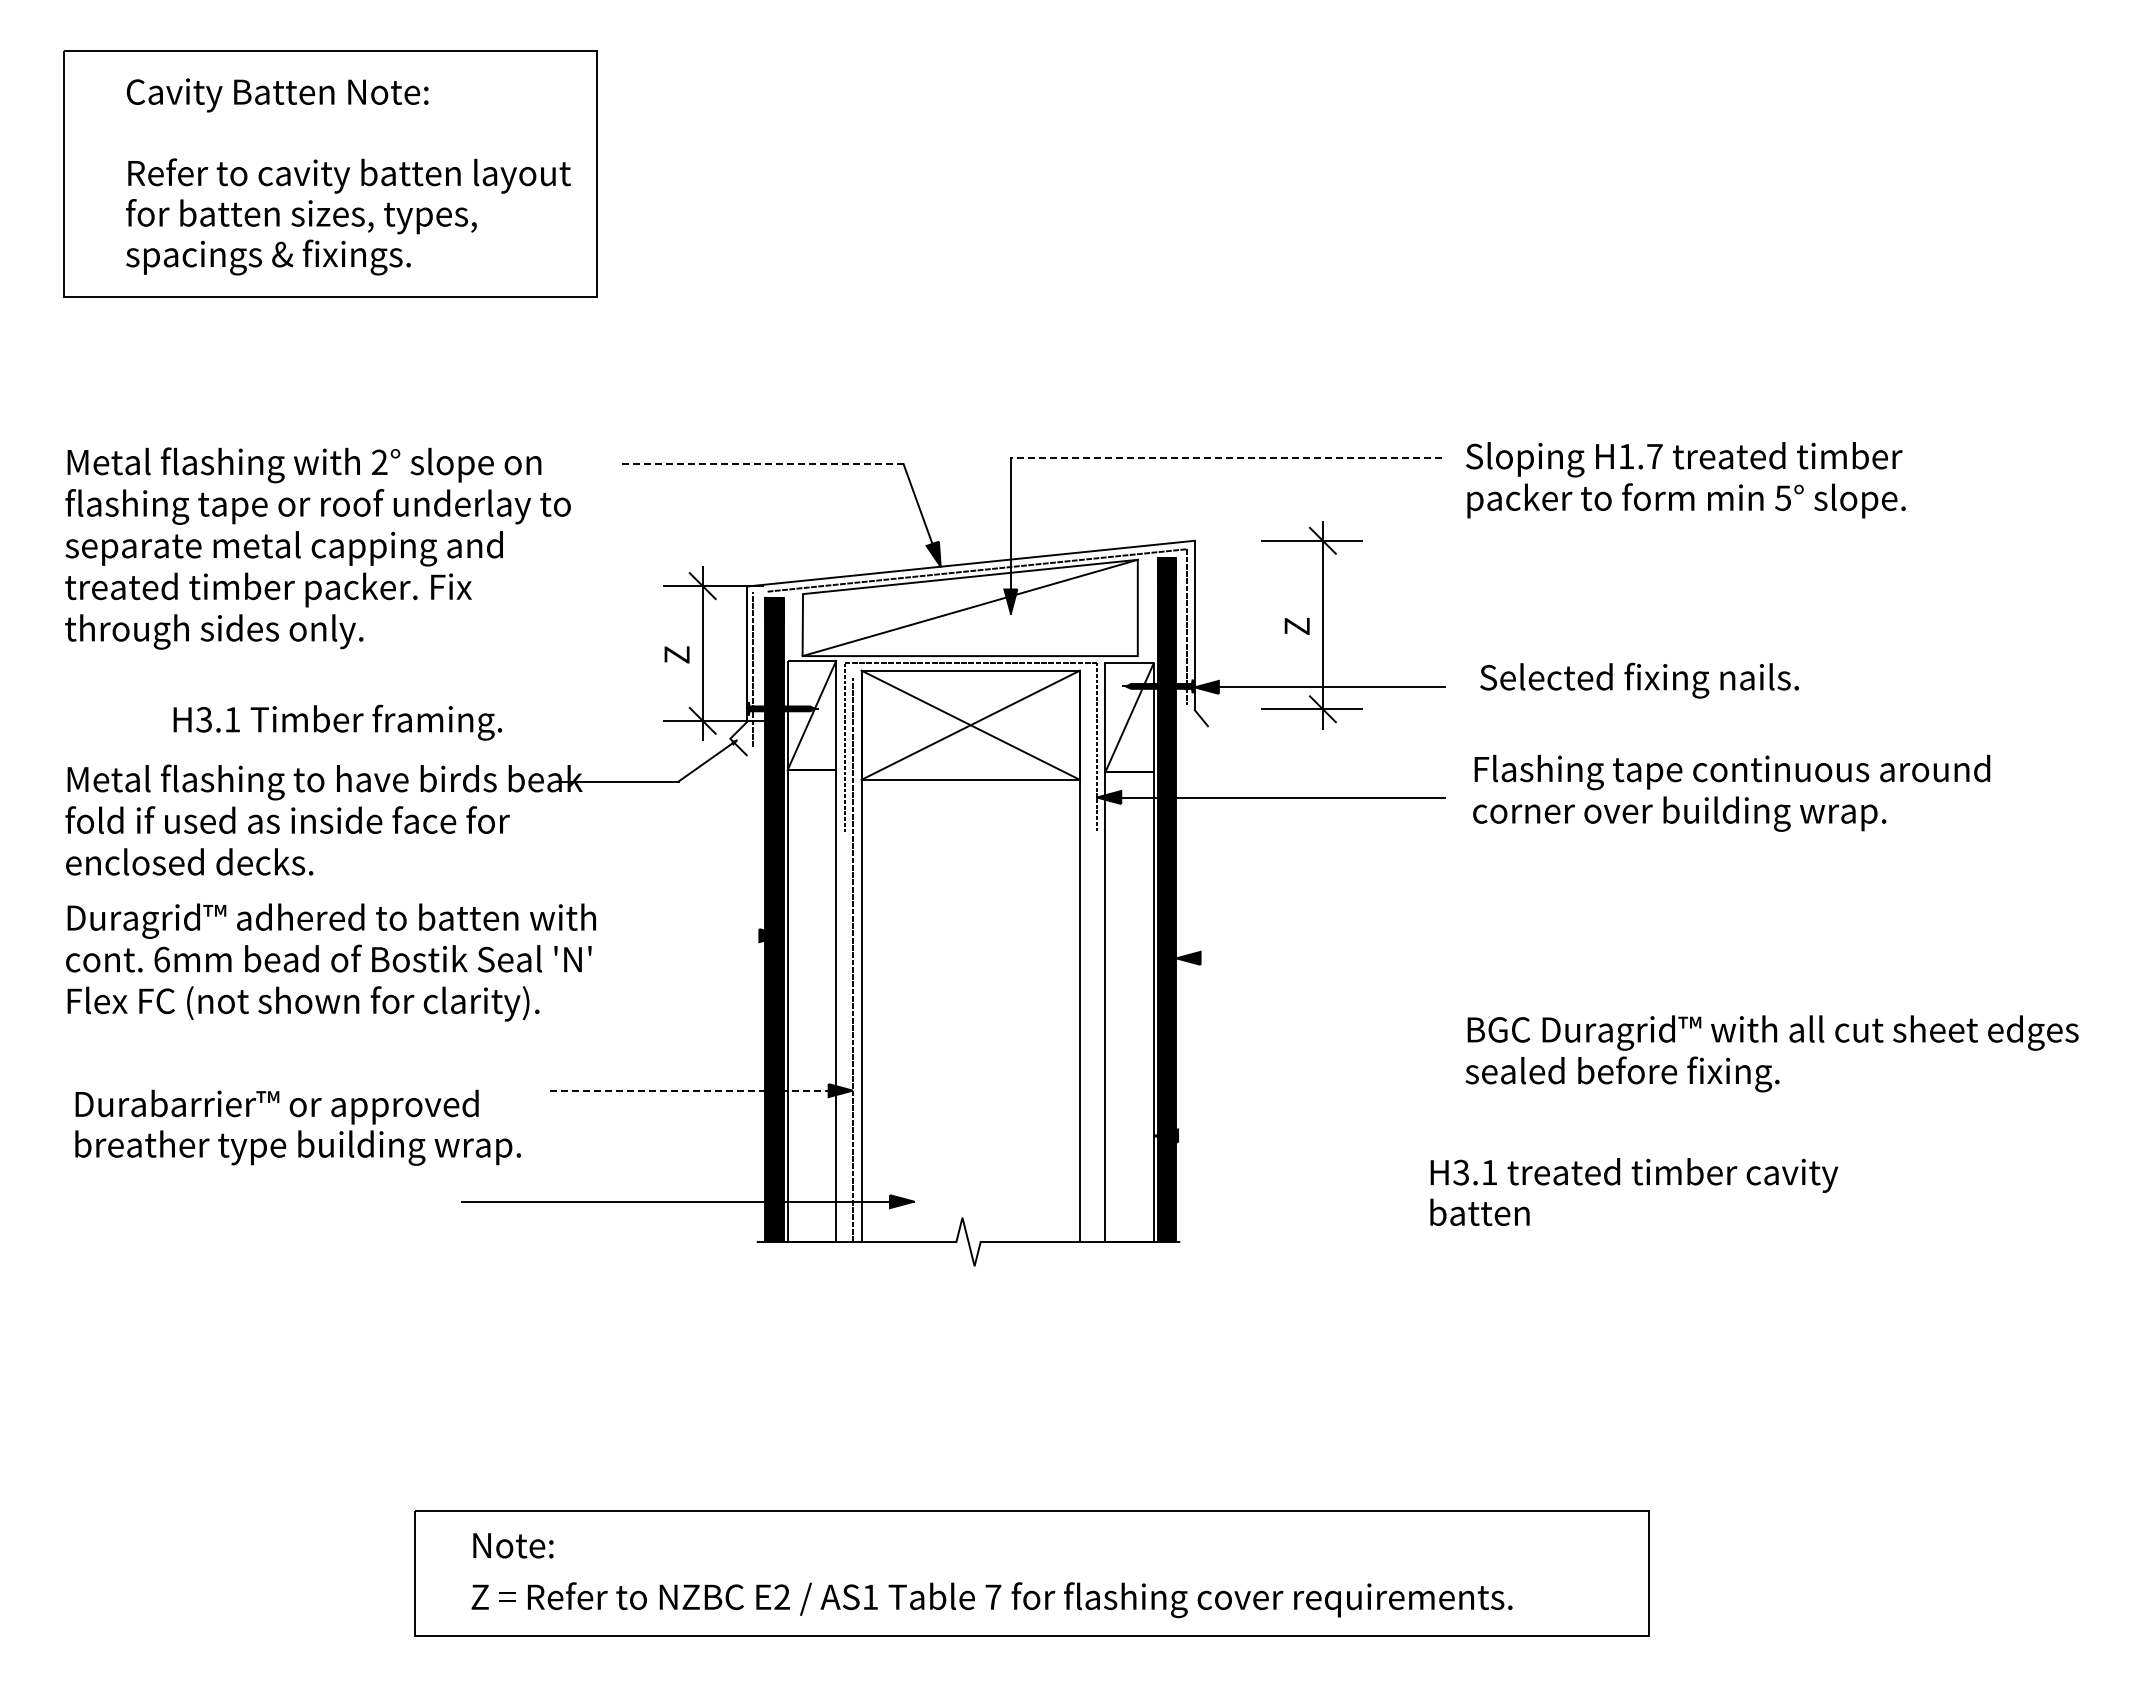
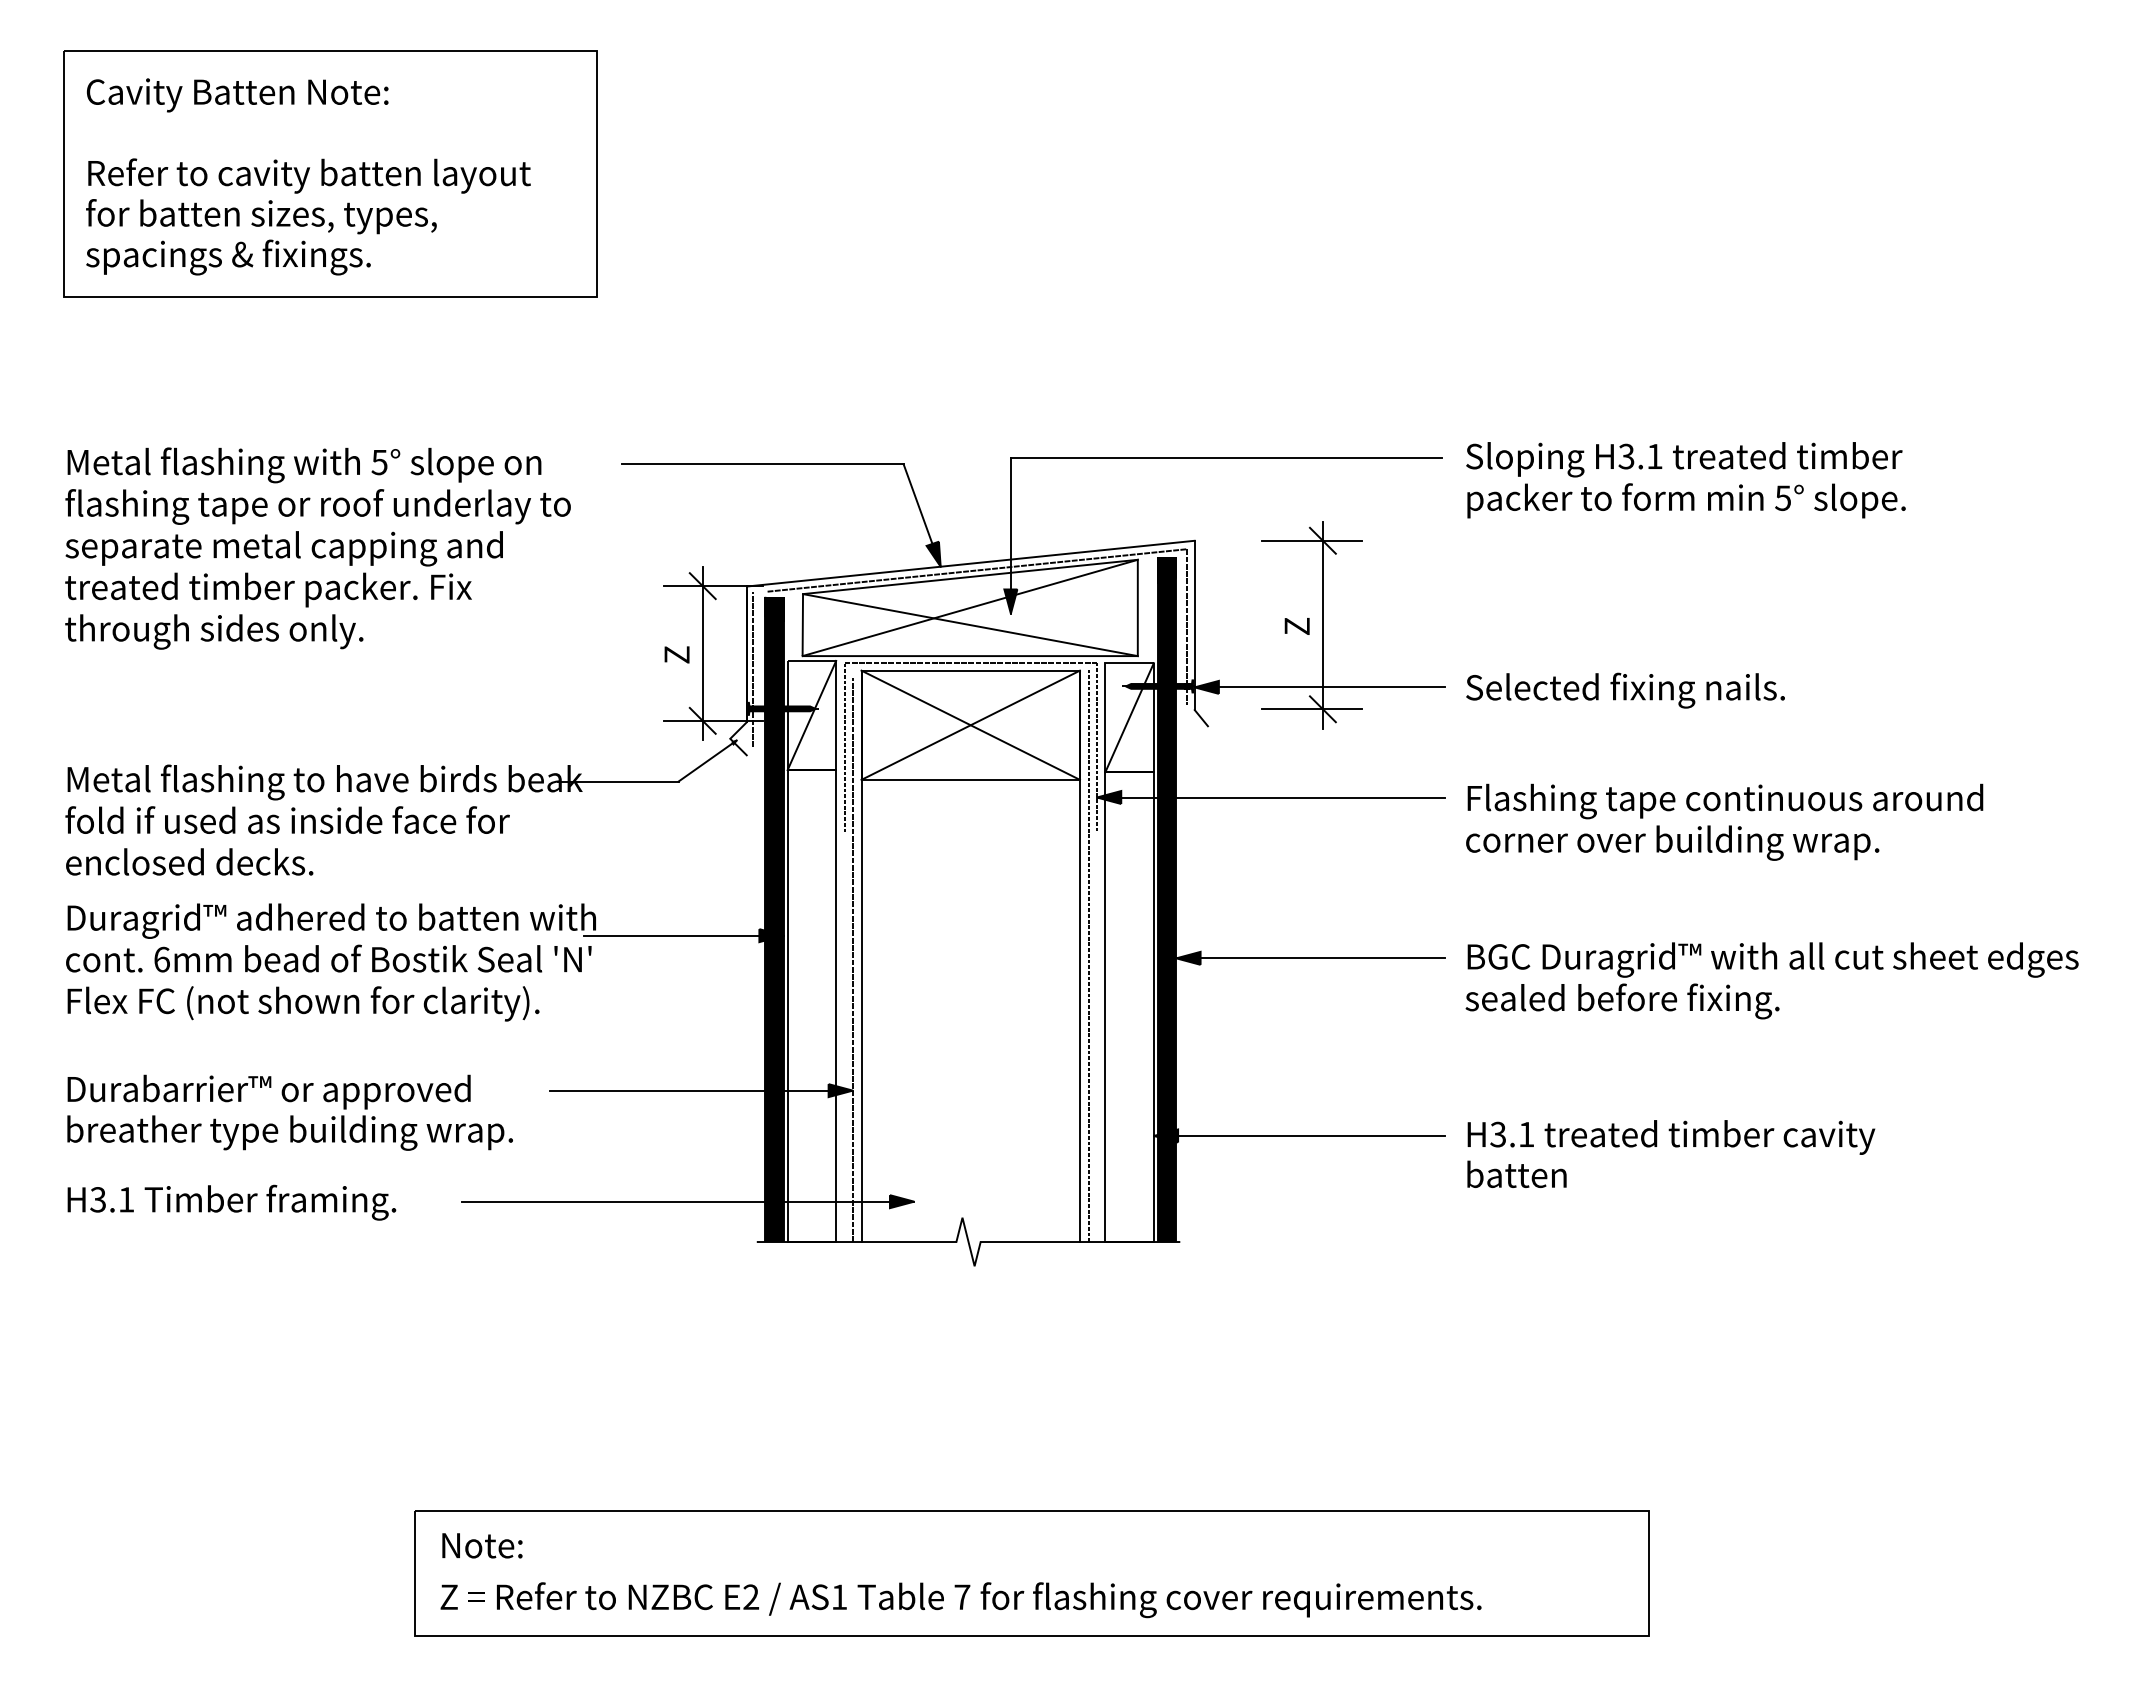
text position: (348, 176) -> (308, 176) (308, 176)
text: H1.7 -> H3.1 (1640, 456)
line: dashed -> solid (1226, 458)
text: 2° -> 5° (379, 462)
line: dashed -> solid (762, 464)
line: none -> present (970, 625)
text position: (1639, 680) -> (1625, 690) (1625, 690)
text position: (337, 722) -> (231, 1202) (231, 1202)
text position: (1731, 792) -> (1724, 821) (1724, 821)
line: none -> present (683, 935)
line: none -> present (1088, 955)
line: none -> present (1310, 958)
text position: (1771, 1053) -> (1771, 980) (1771, 980)
line: dashed -> solid (701, 1090)
text position: (297, 1127) -> (289, 1112) (289, 1112)
line: none -> present (1298, 1135)
text position: (1634, 1191) -> (1671, 1153) (1671, 1153)
text position: (991, 1575) -> (960, 1575) (960, 1575)
